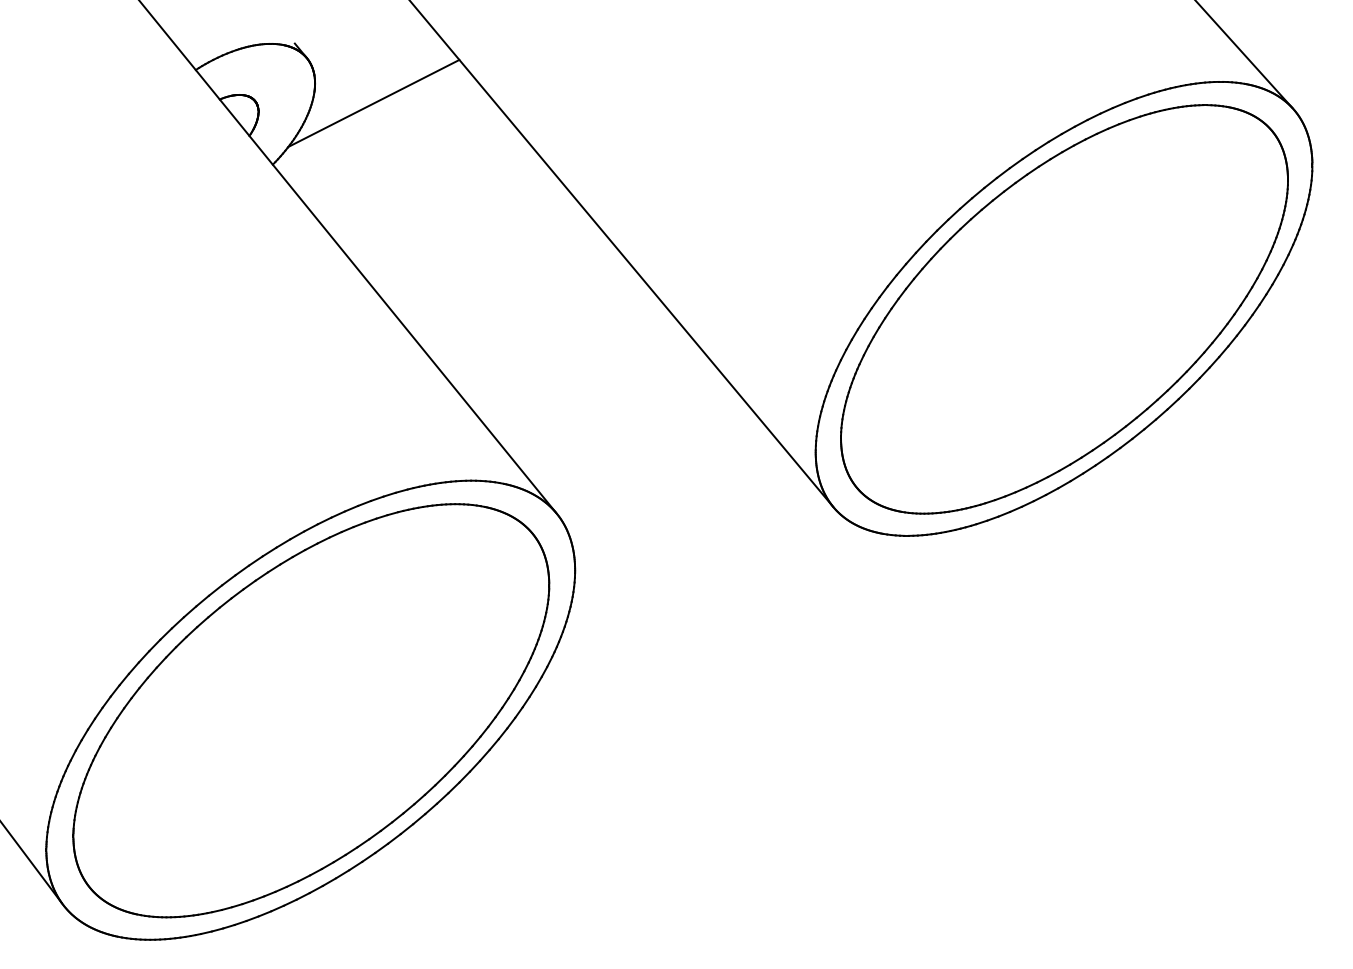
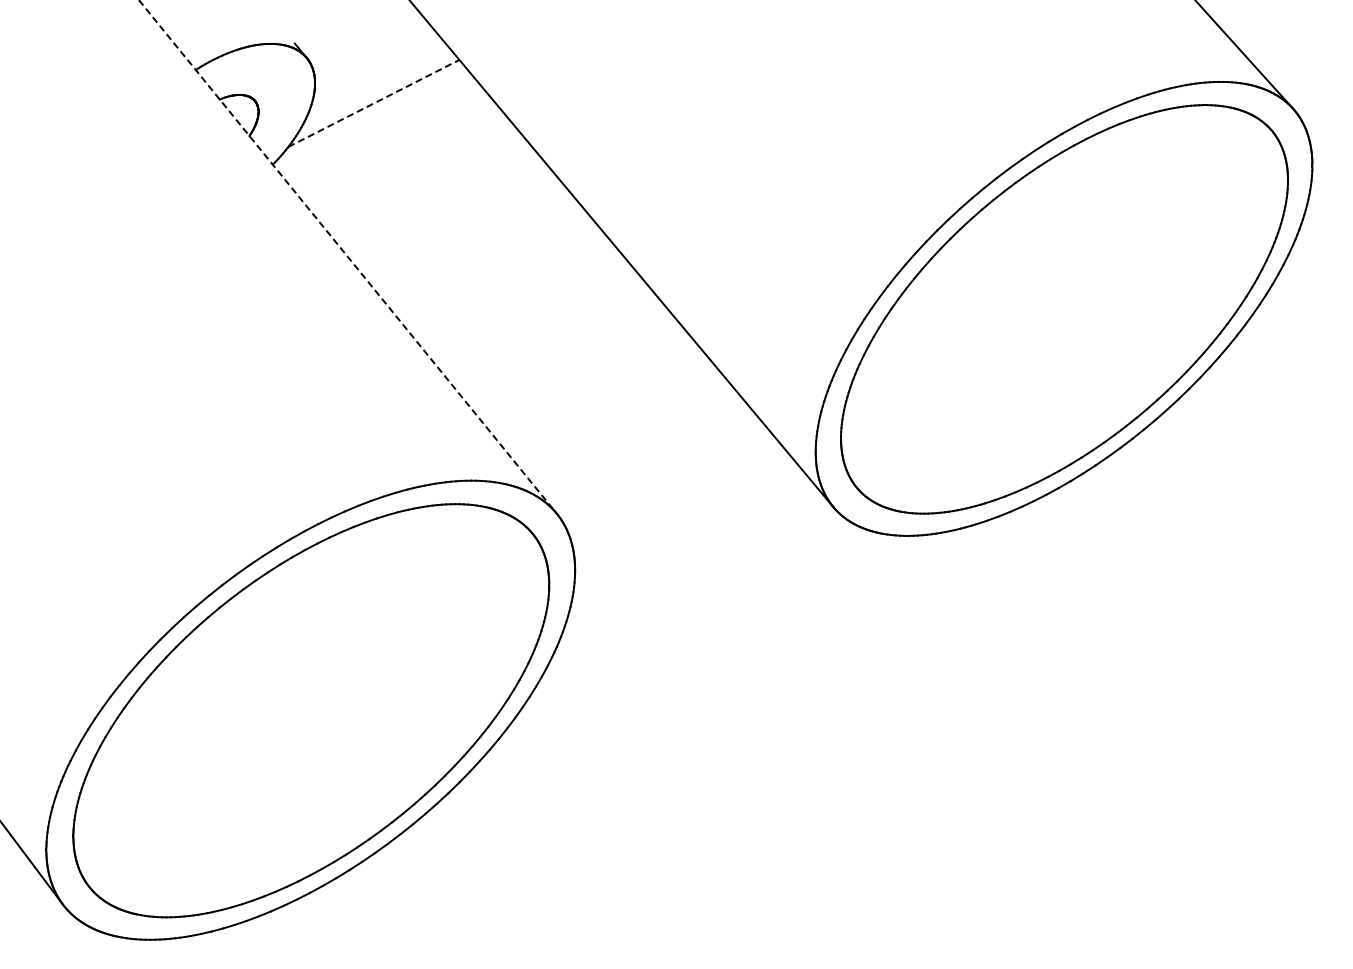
line: solid -> dashed (373, 103)
line: solid -> dashed (347, 256)
